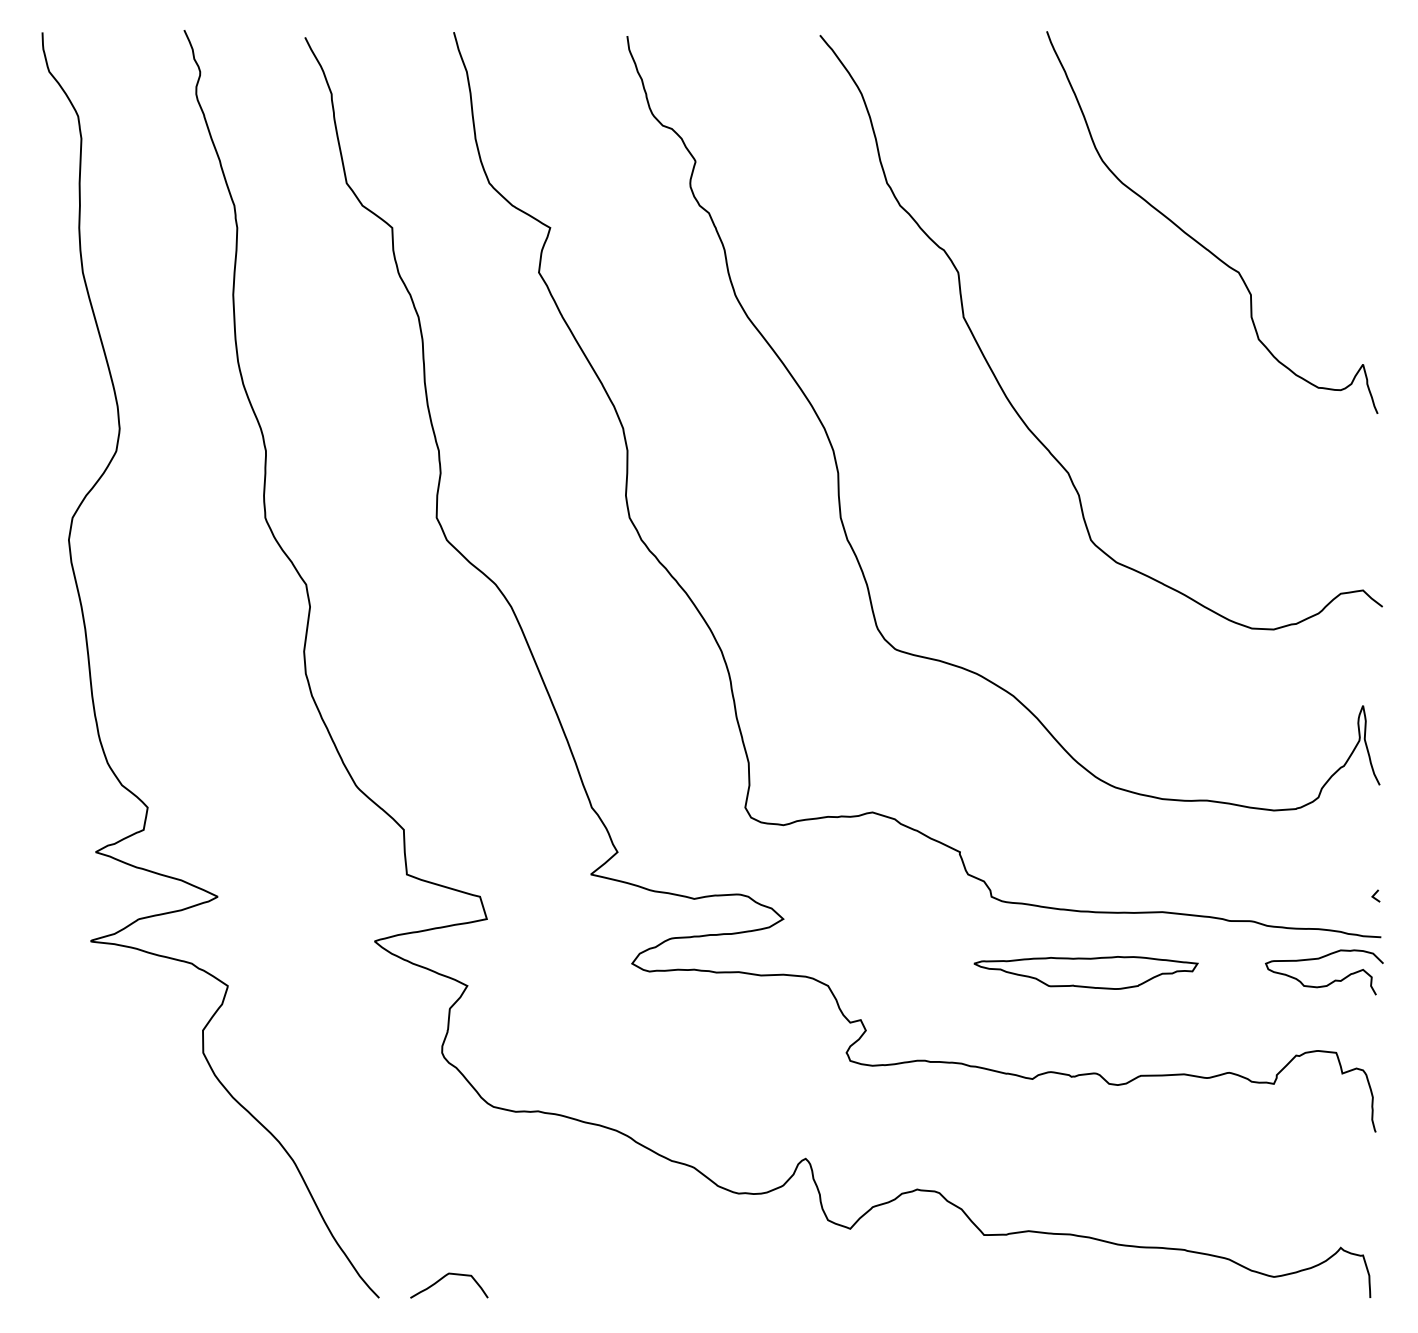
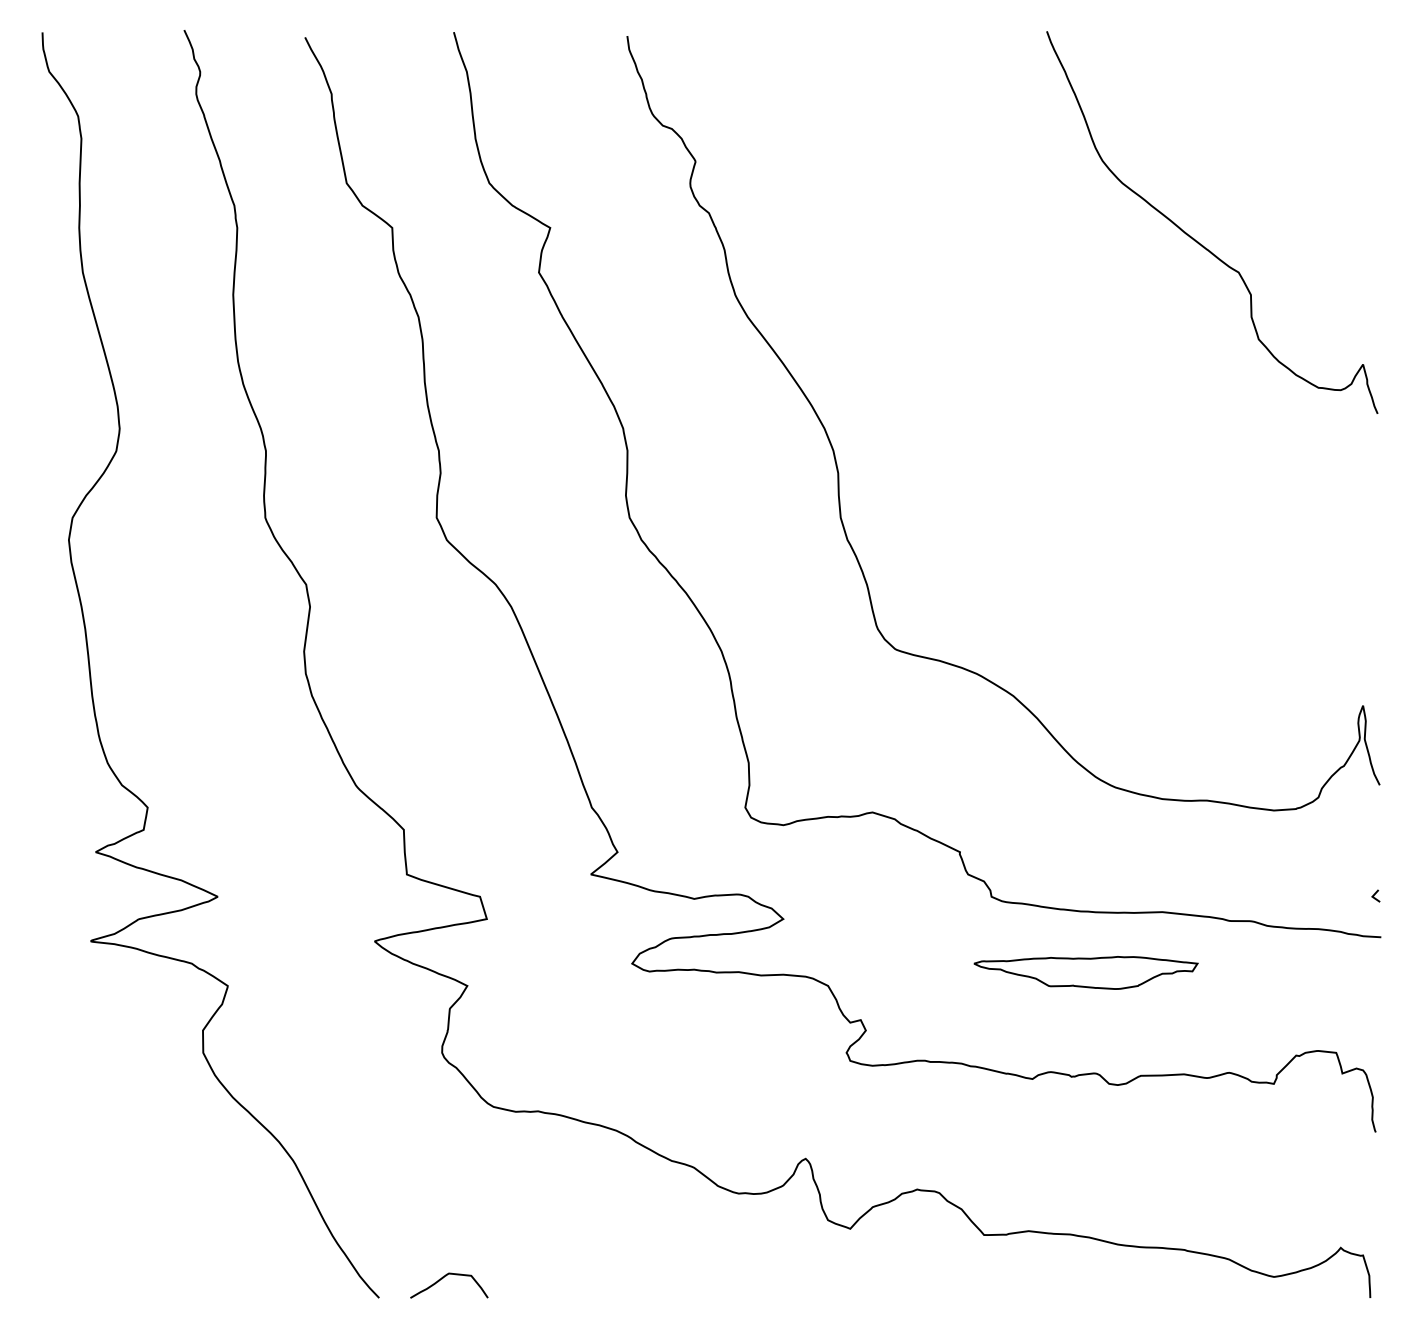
curve: present -> none (1003, 389)
curve: present -> none (1331, 981)
